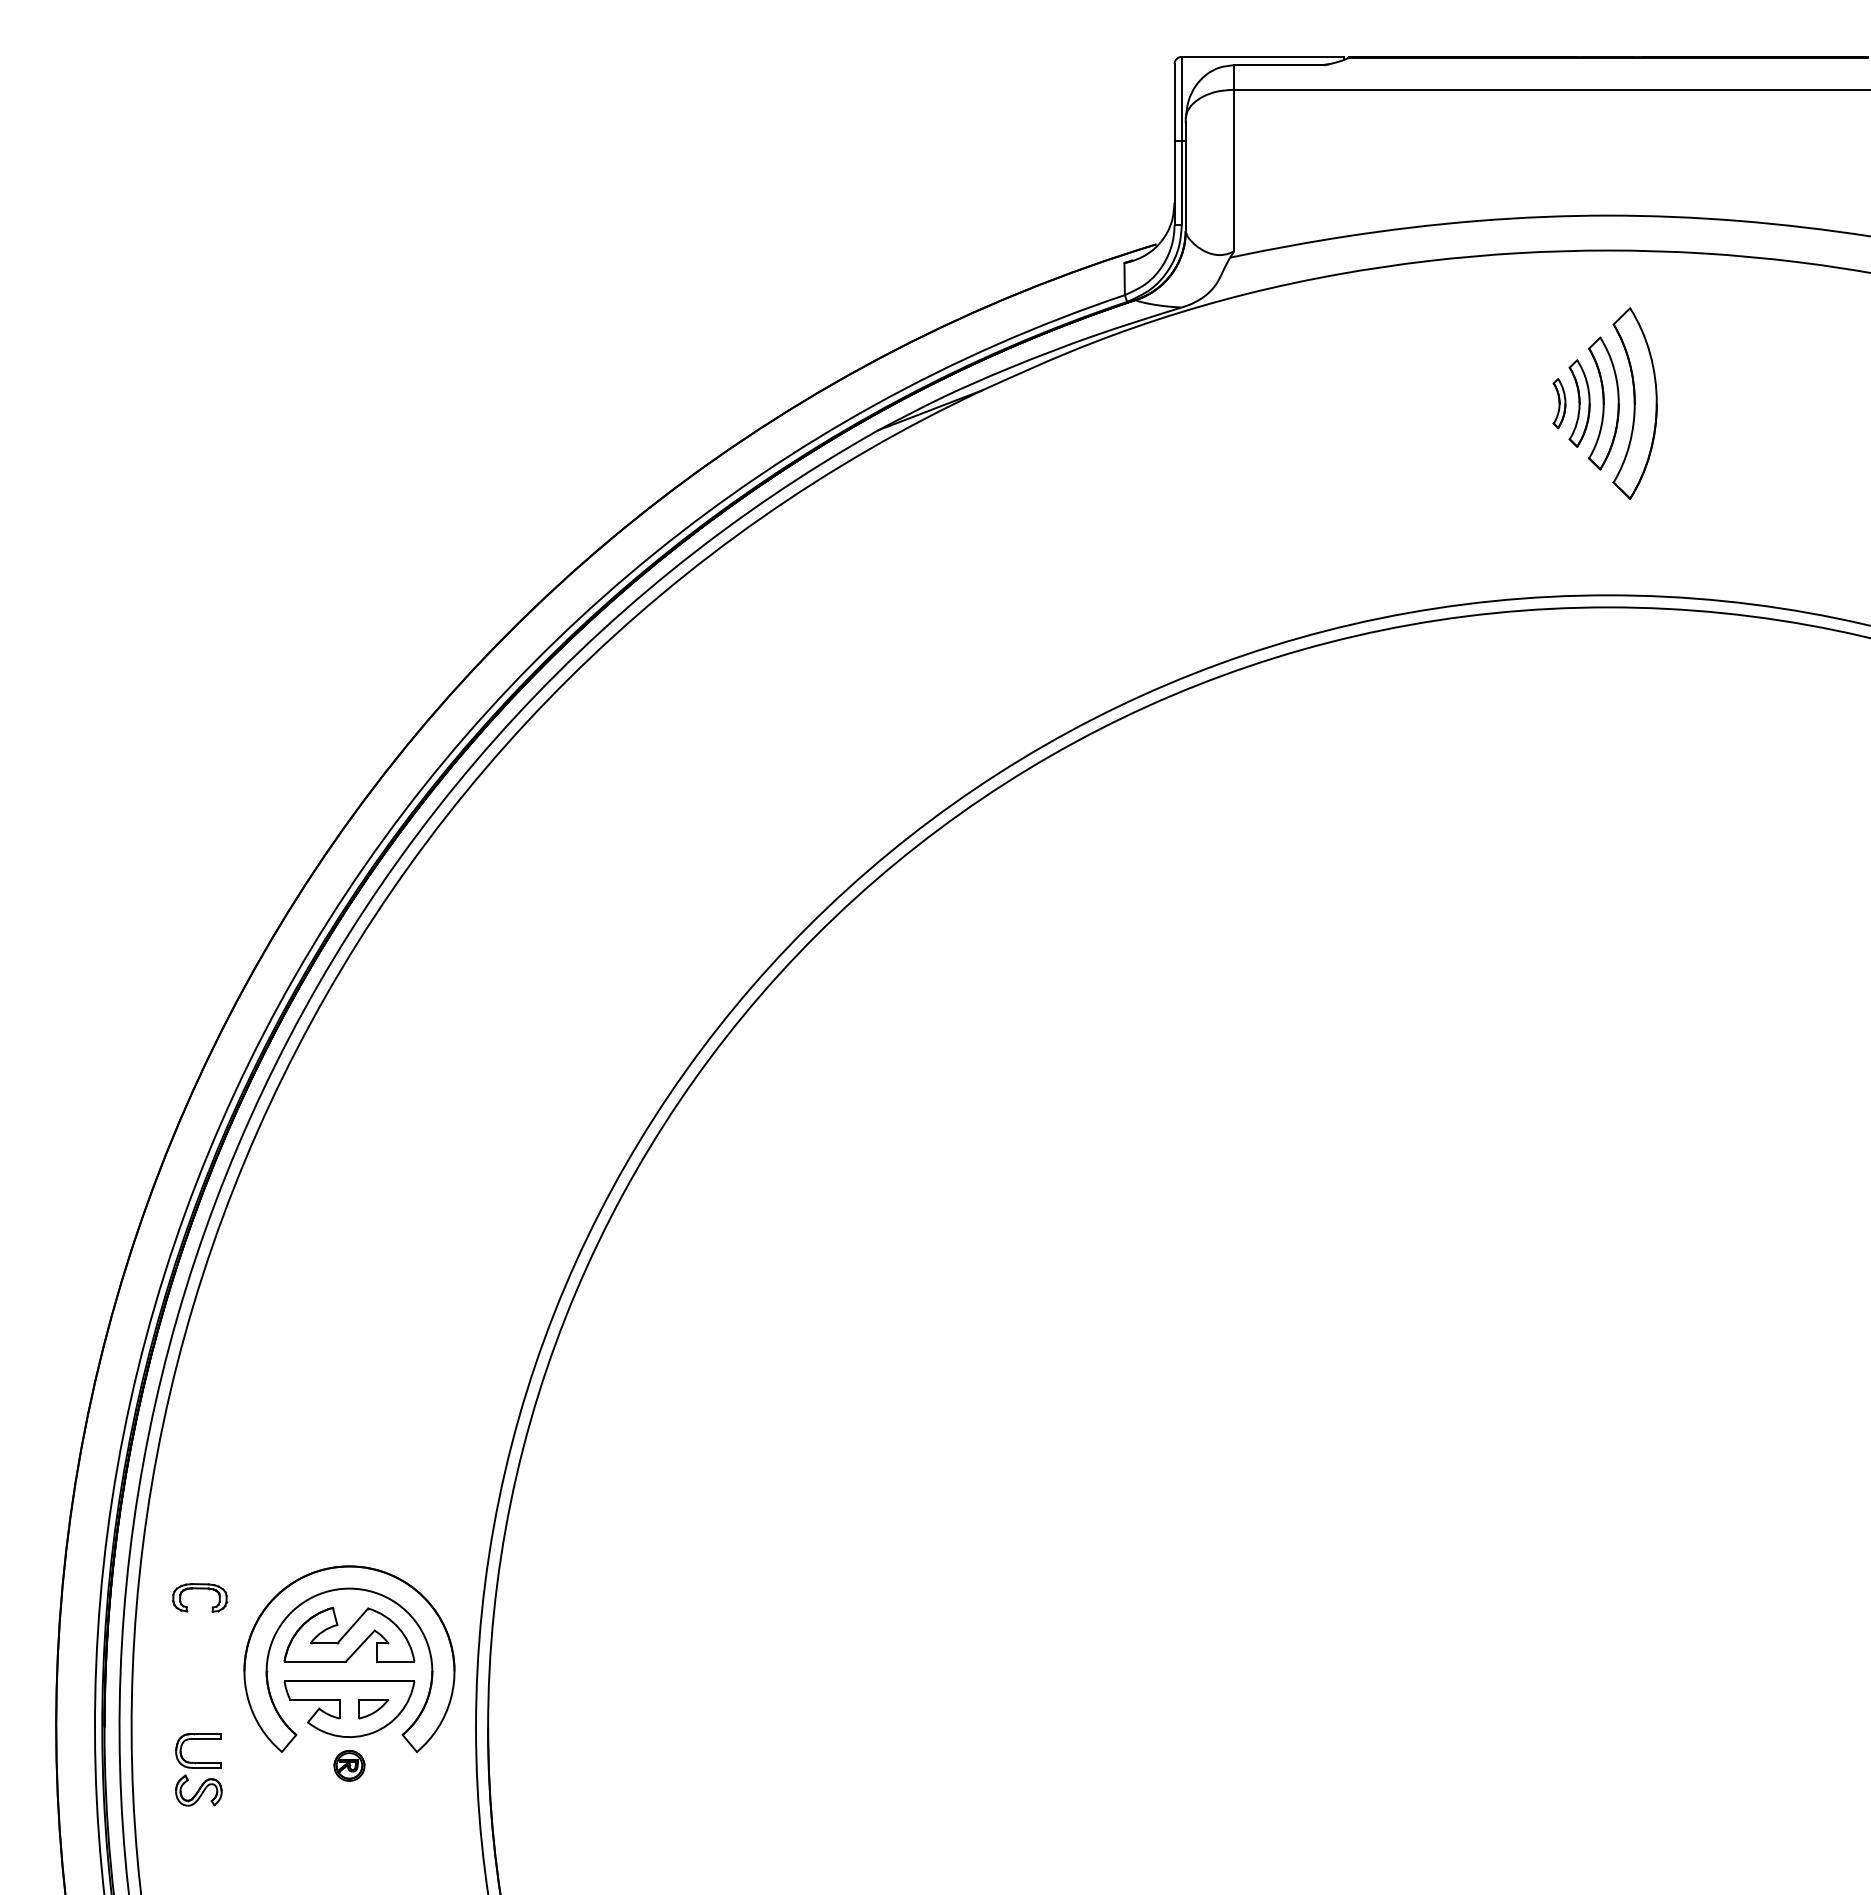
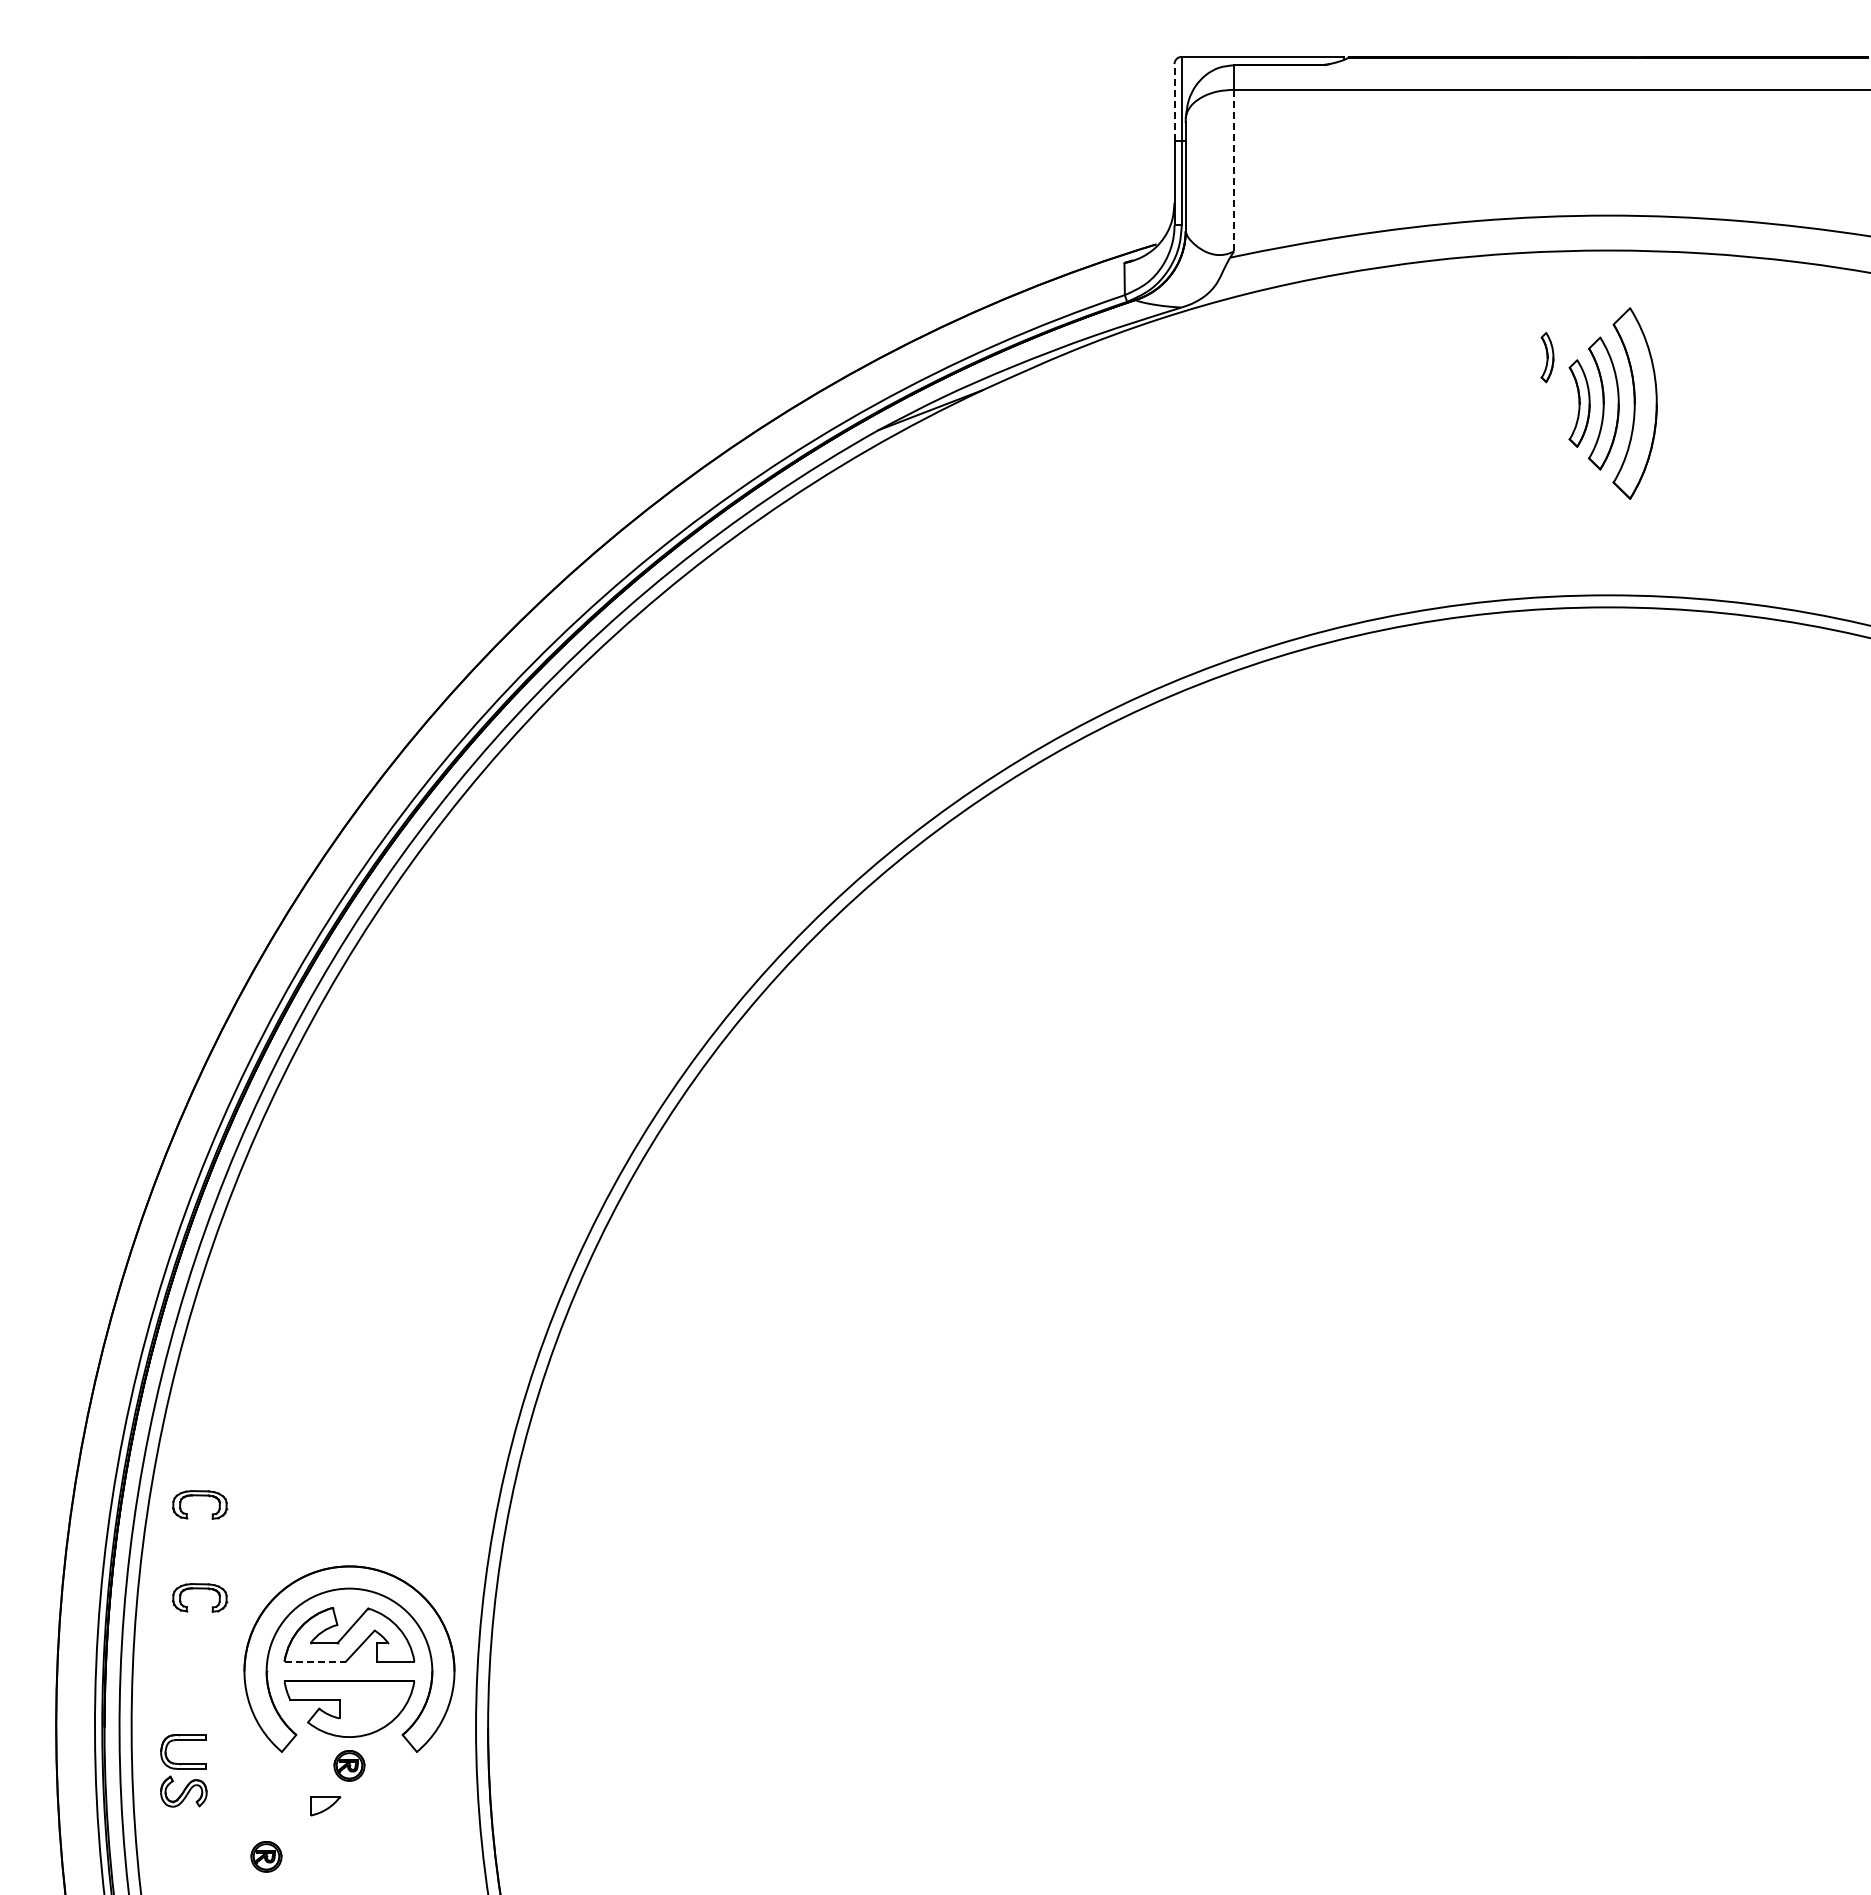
line: solid -> dashed (1174, 102)
line: solid -> dashed (1234, 170)
part position: (1559, 403) -> (1547, 357) (1547, 357)
part: none -> present (200, 1496)
line: solid -> dashed (315, 1661)
part position: (373, 1709) -> (325, 1806) (325, 1806)
part position: (198, 1769) -> (183, 1770) (183, 1770)
part: none -> present (266, 1856)
